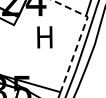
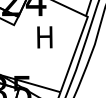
line: dashed -> solid (81, 35)
